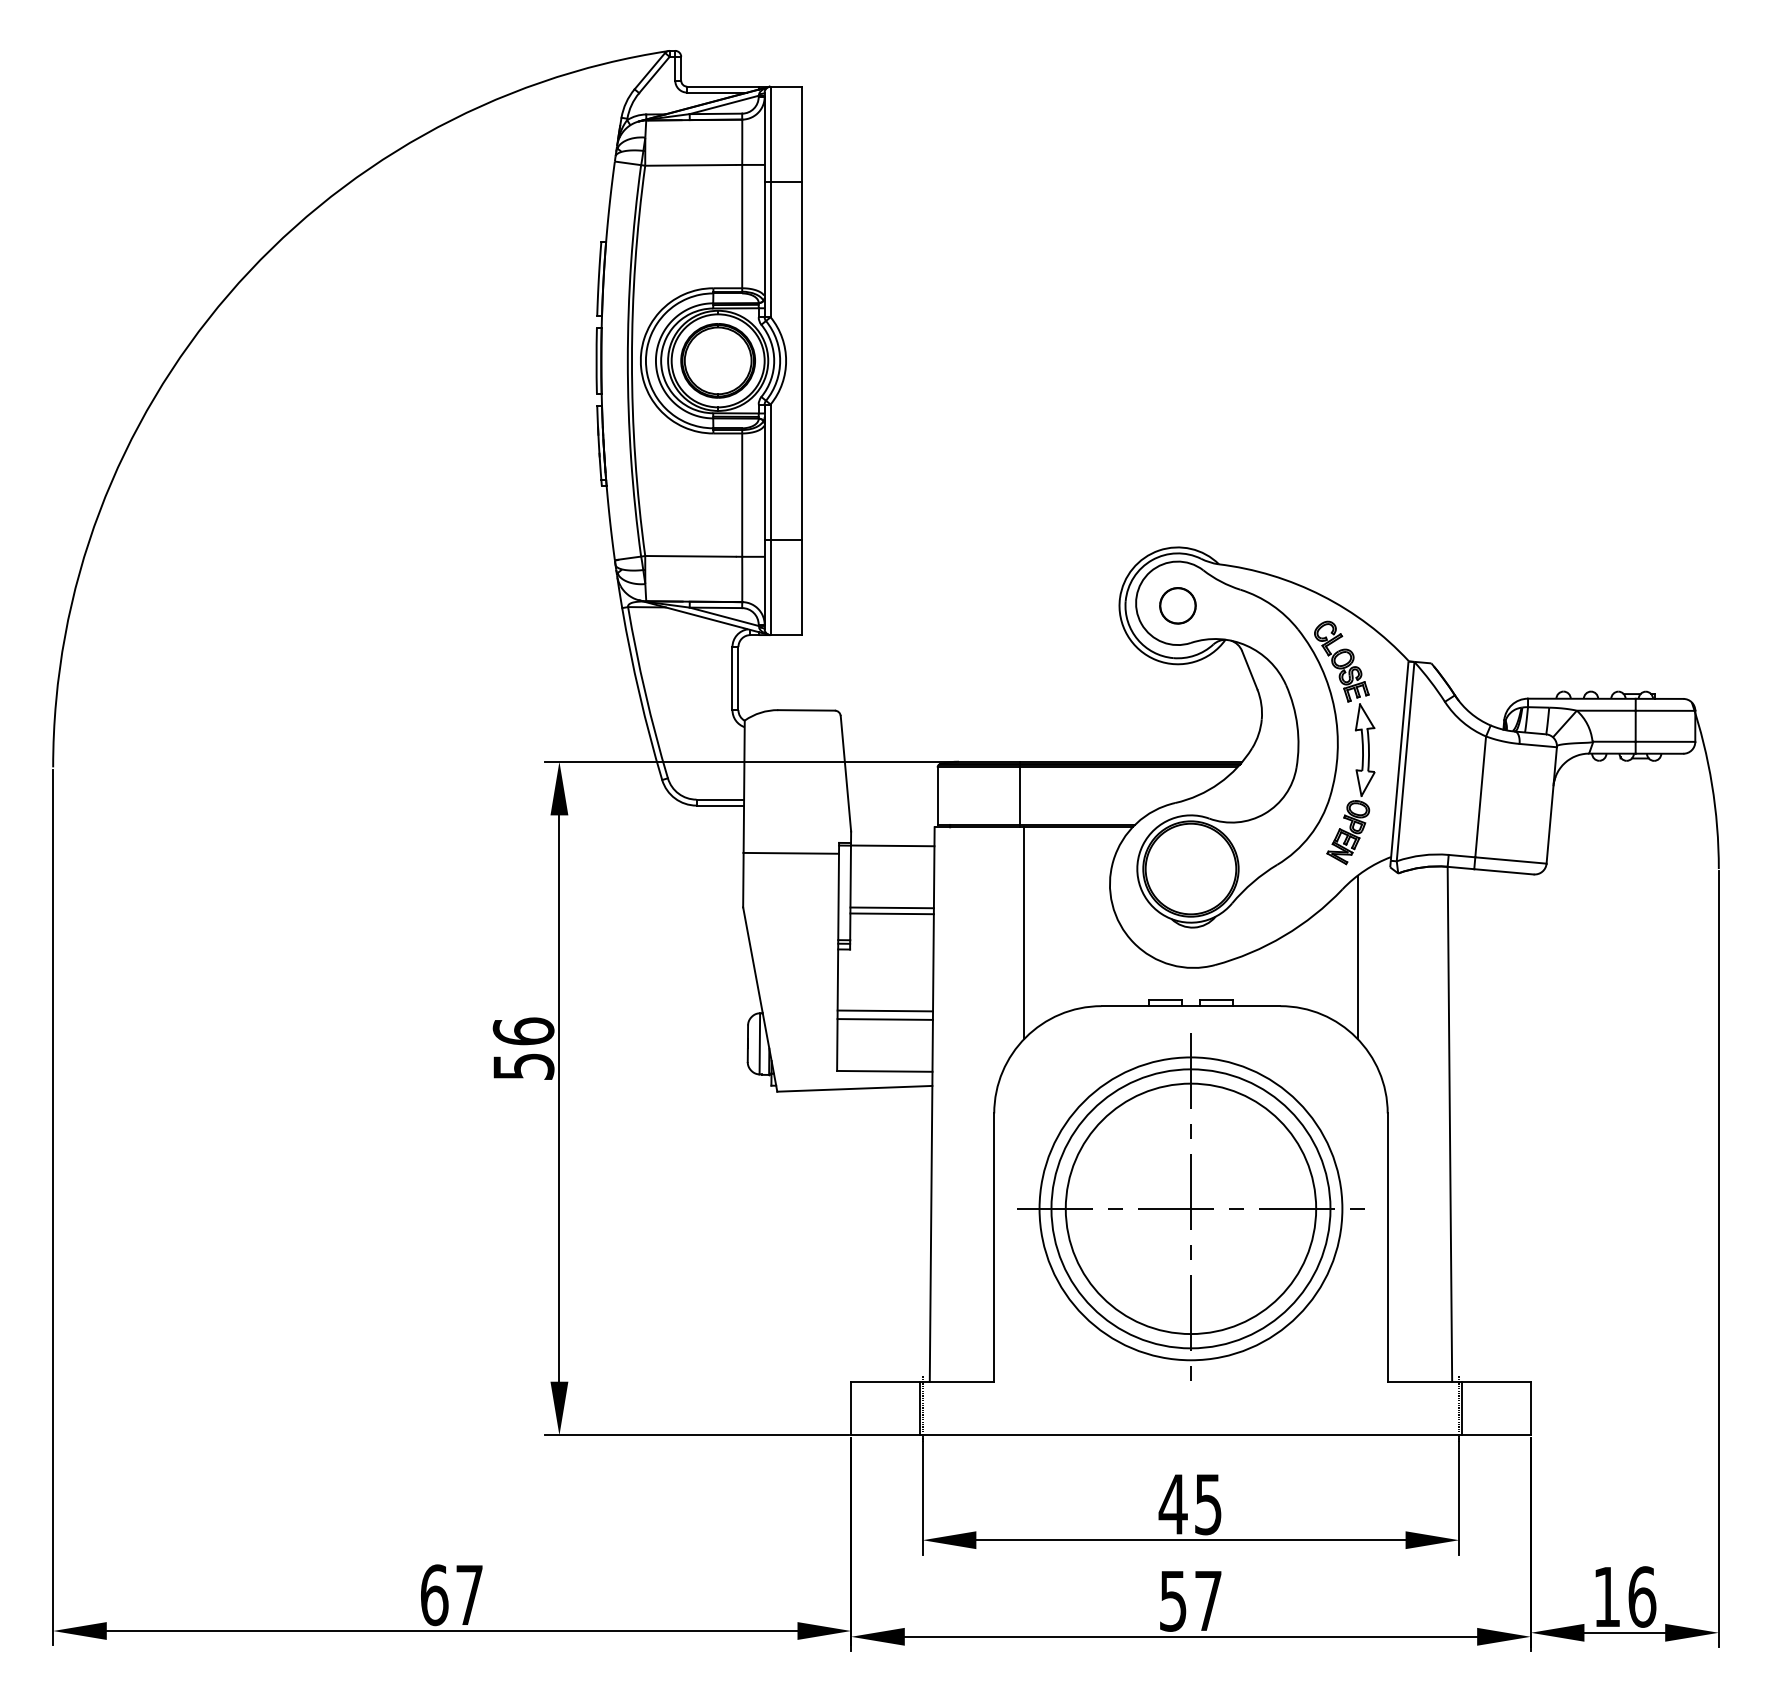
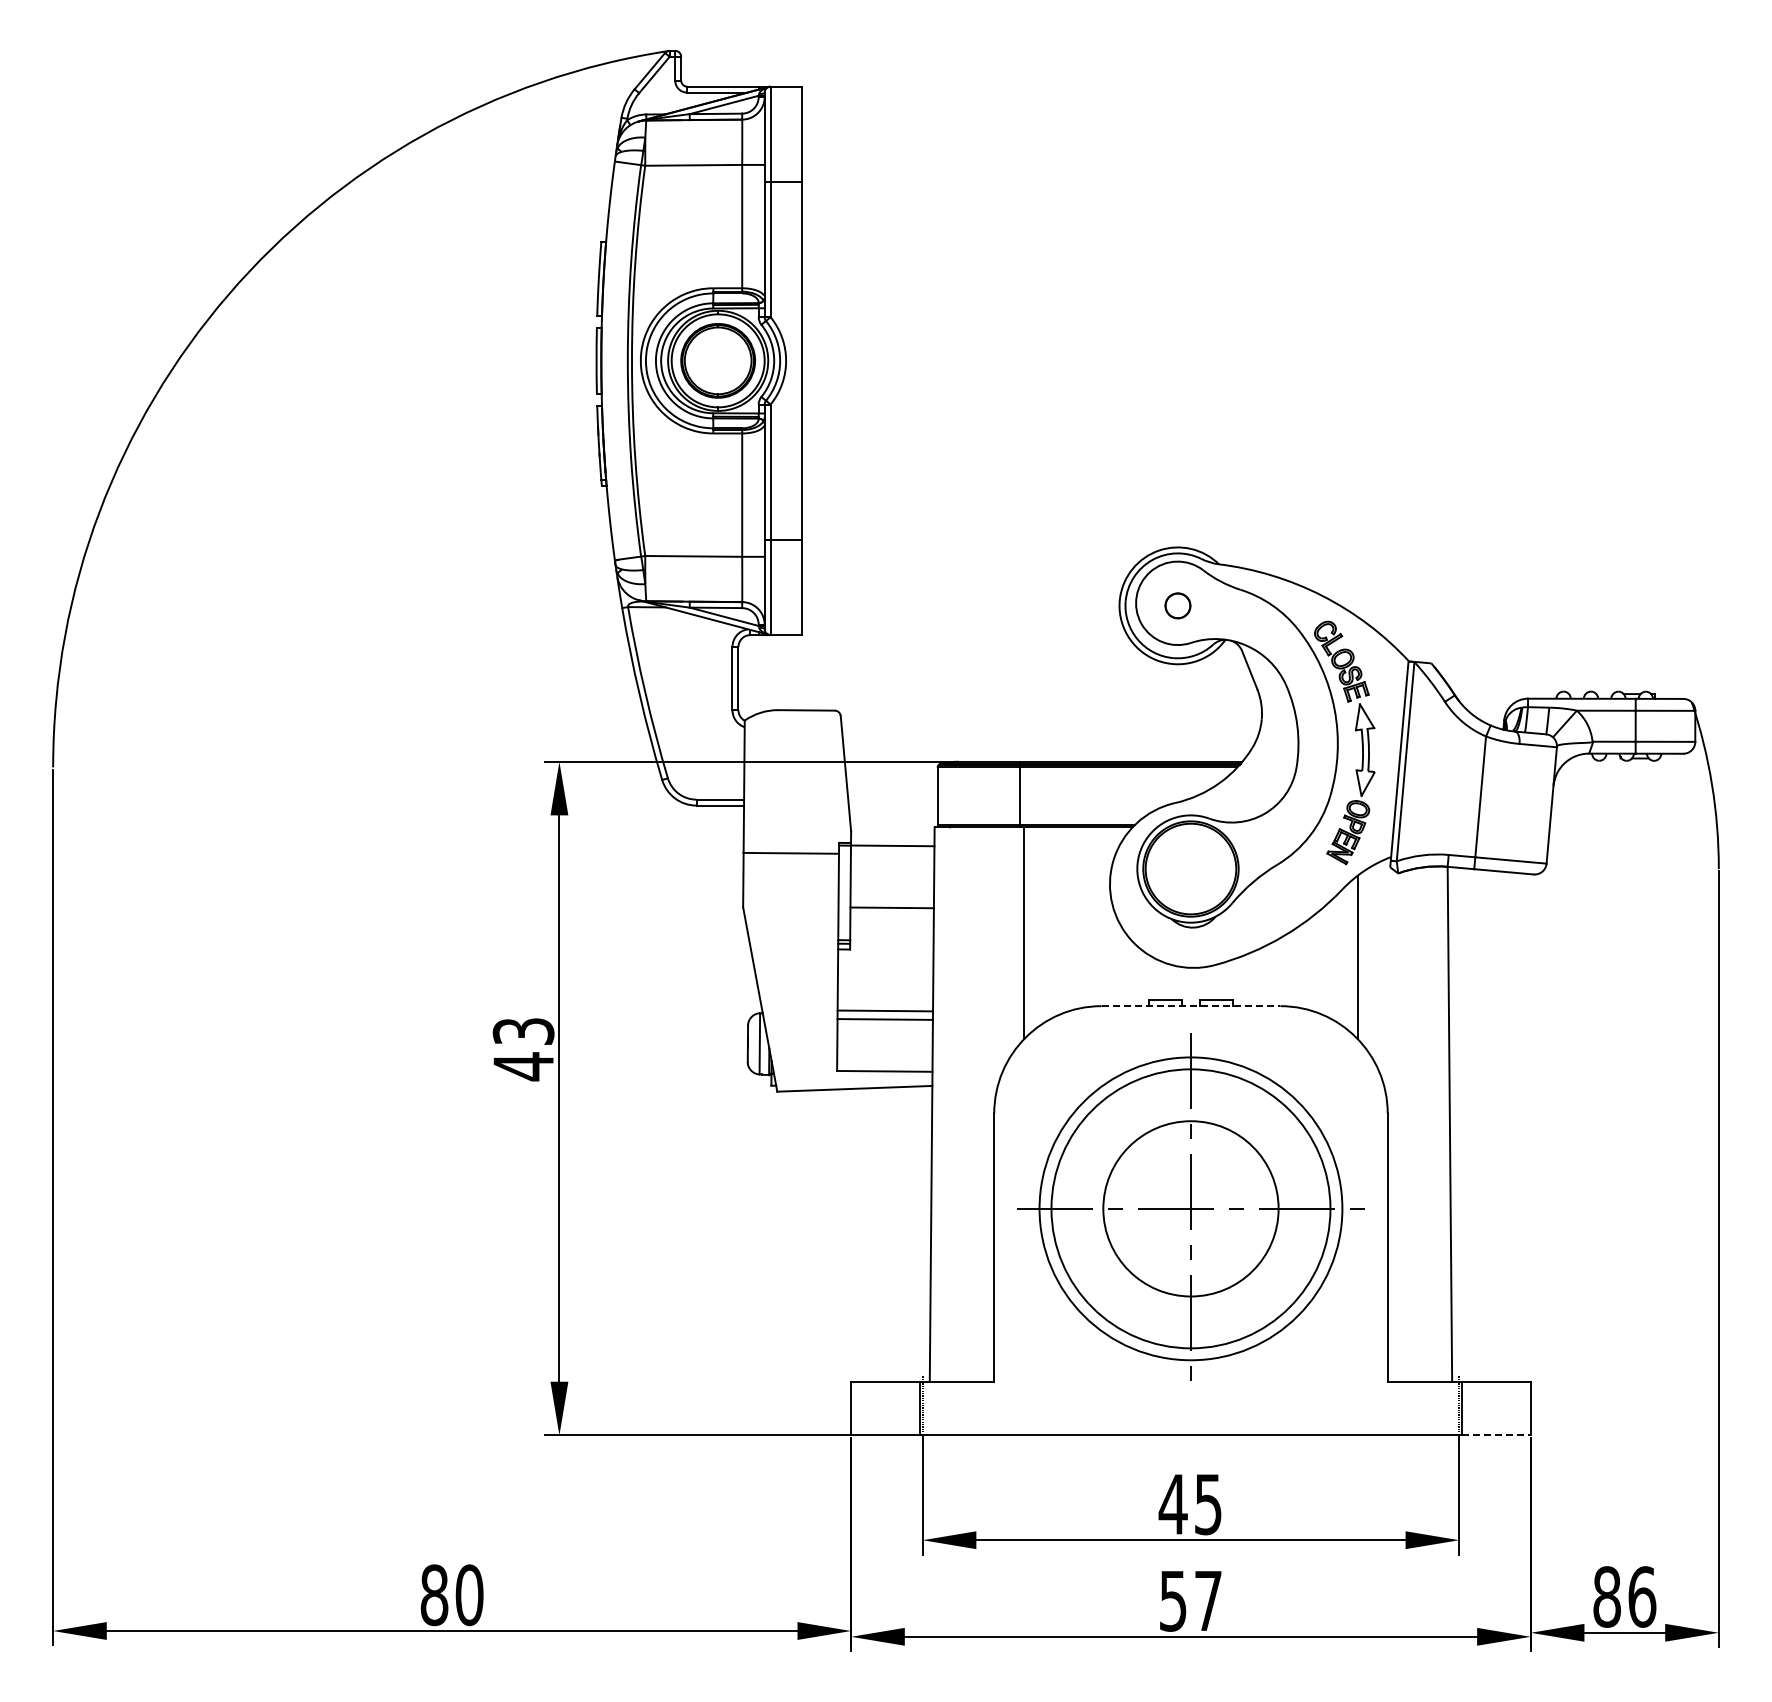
part size: 38x38 px -> 28x28 px (1177, 605)
line: present -> none (891, 913)
line: solid -> dashed (1191, 1006)
text: 56 -> 43 (523, 1049)
circle diameter: 250 px -> 175 px (1190, 1208)
line: solid -> dashed (1497, 1435)
text: 67 -> 80 (451, 1595)
text: 16 -> 86 (1606, 1596)
